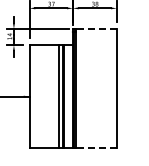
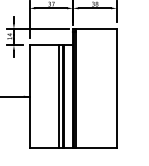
line: dashed -> solid (95, 28)
line: dashed -> solid (95, 148)
